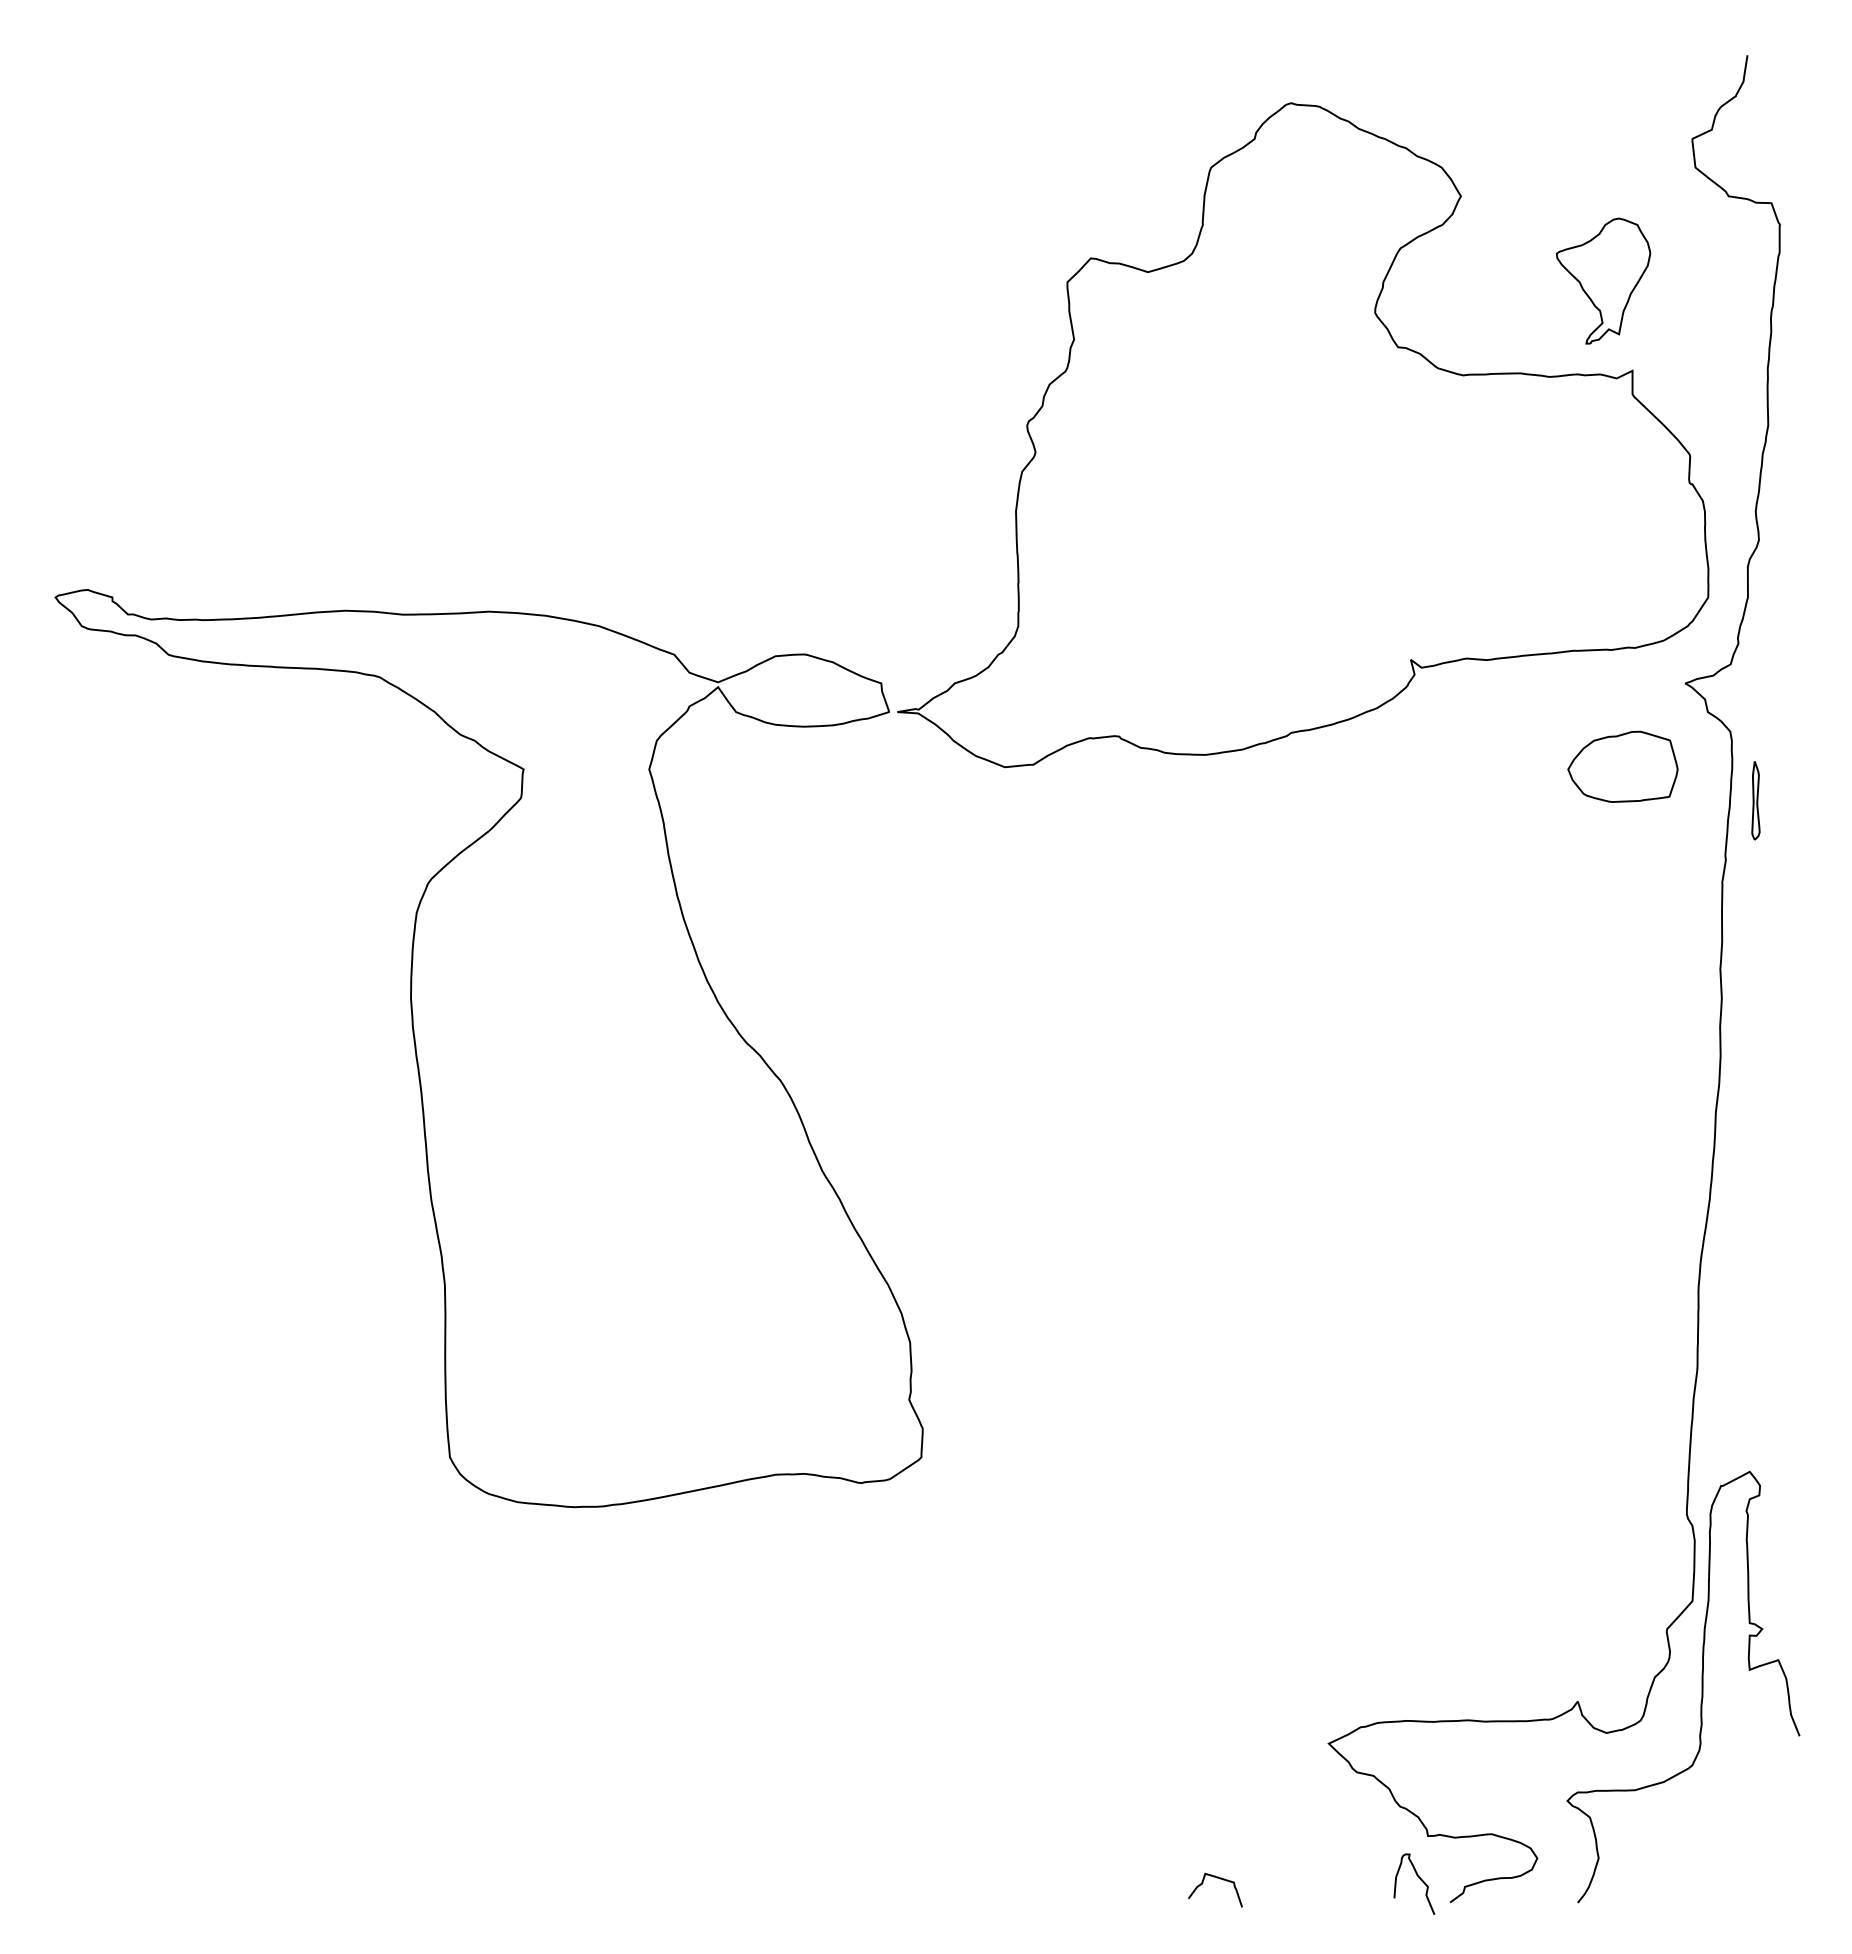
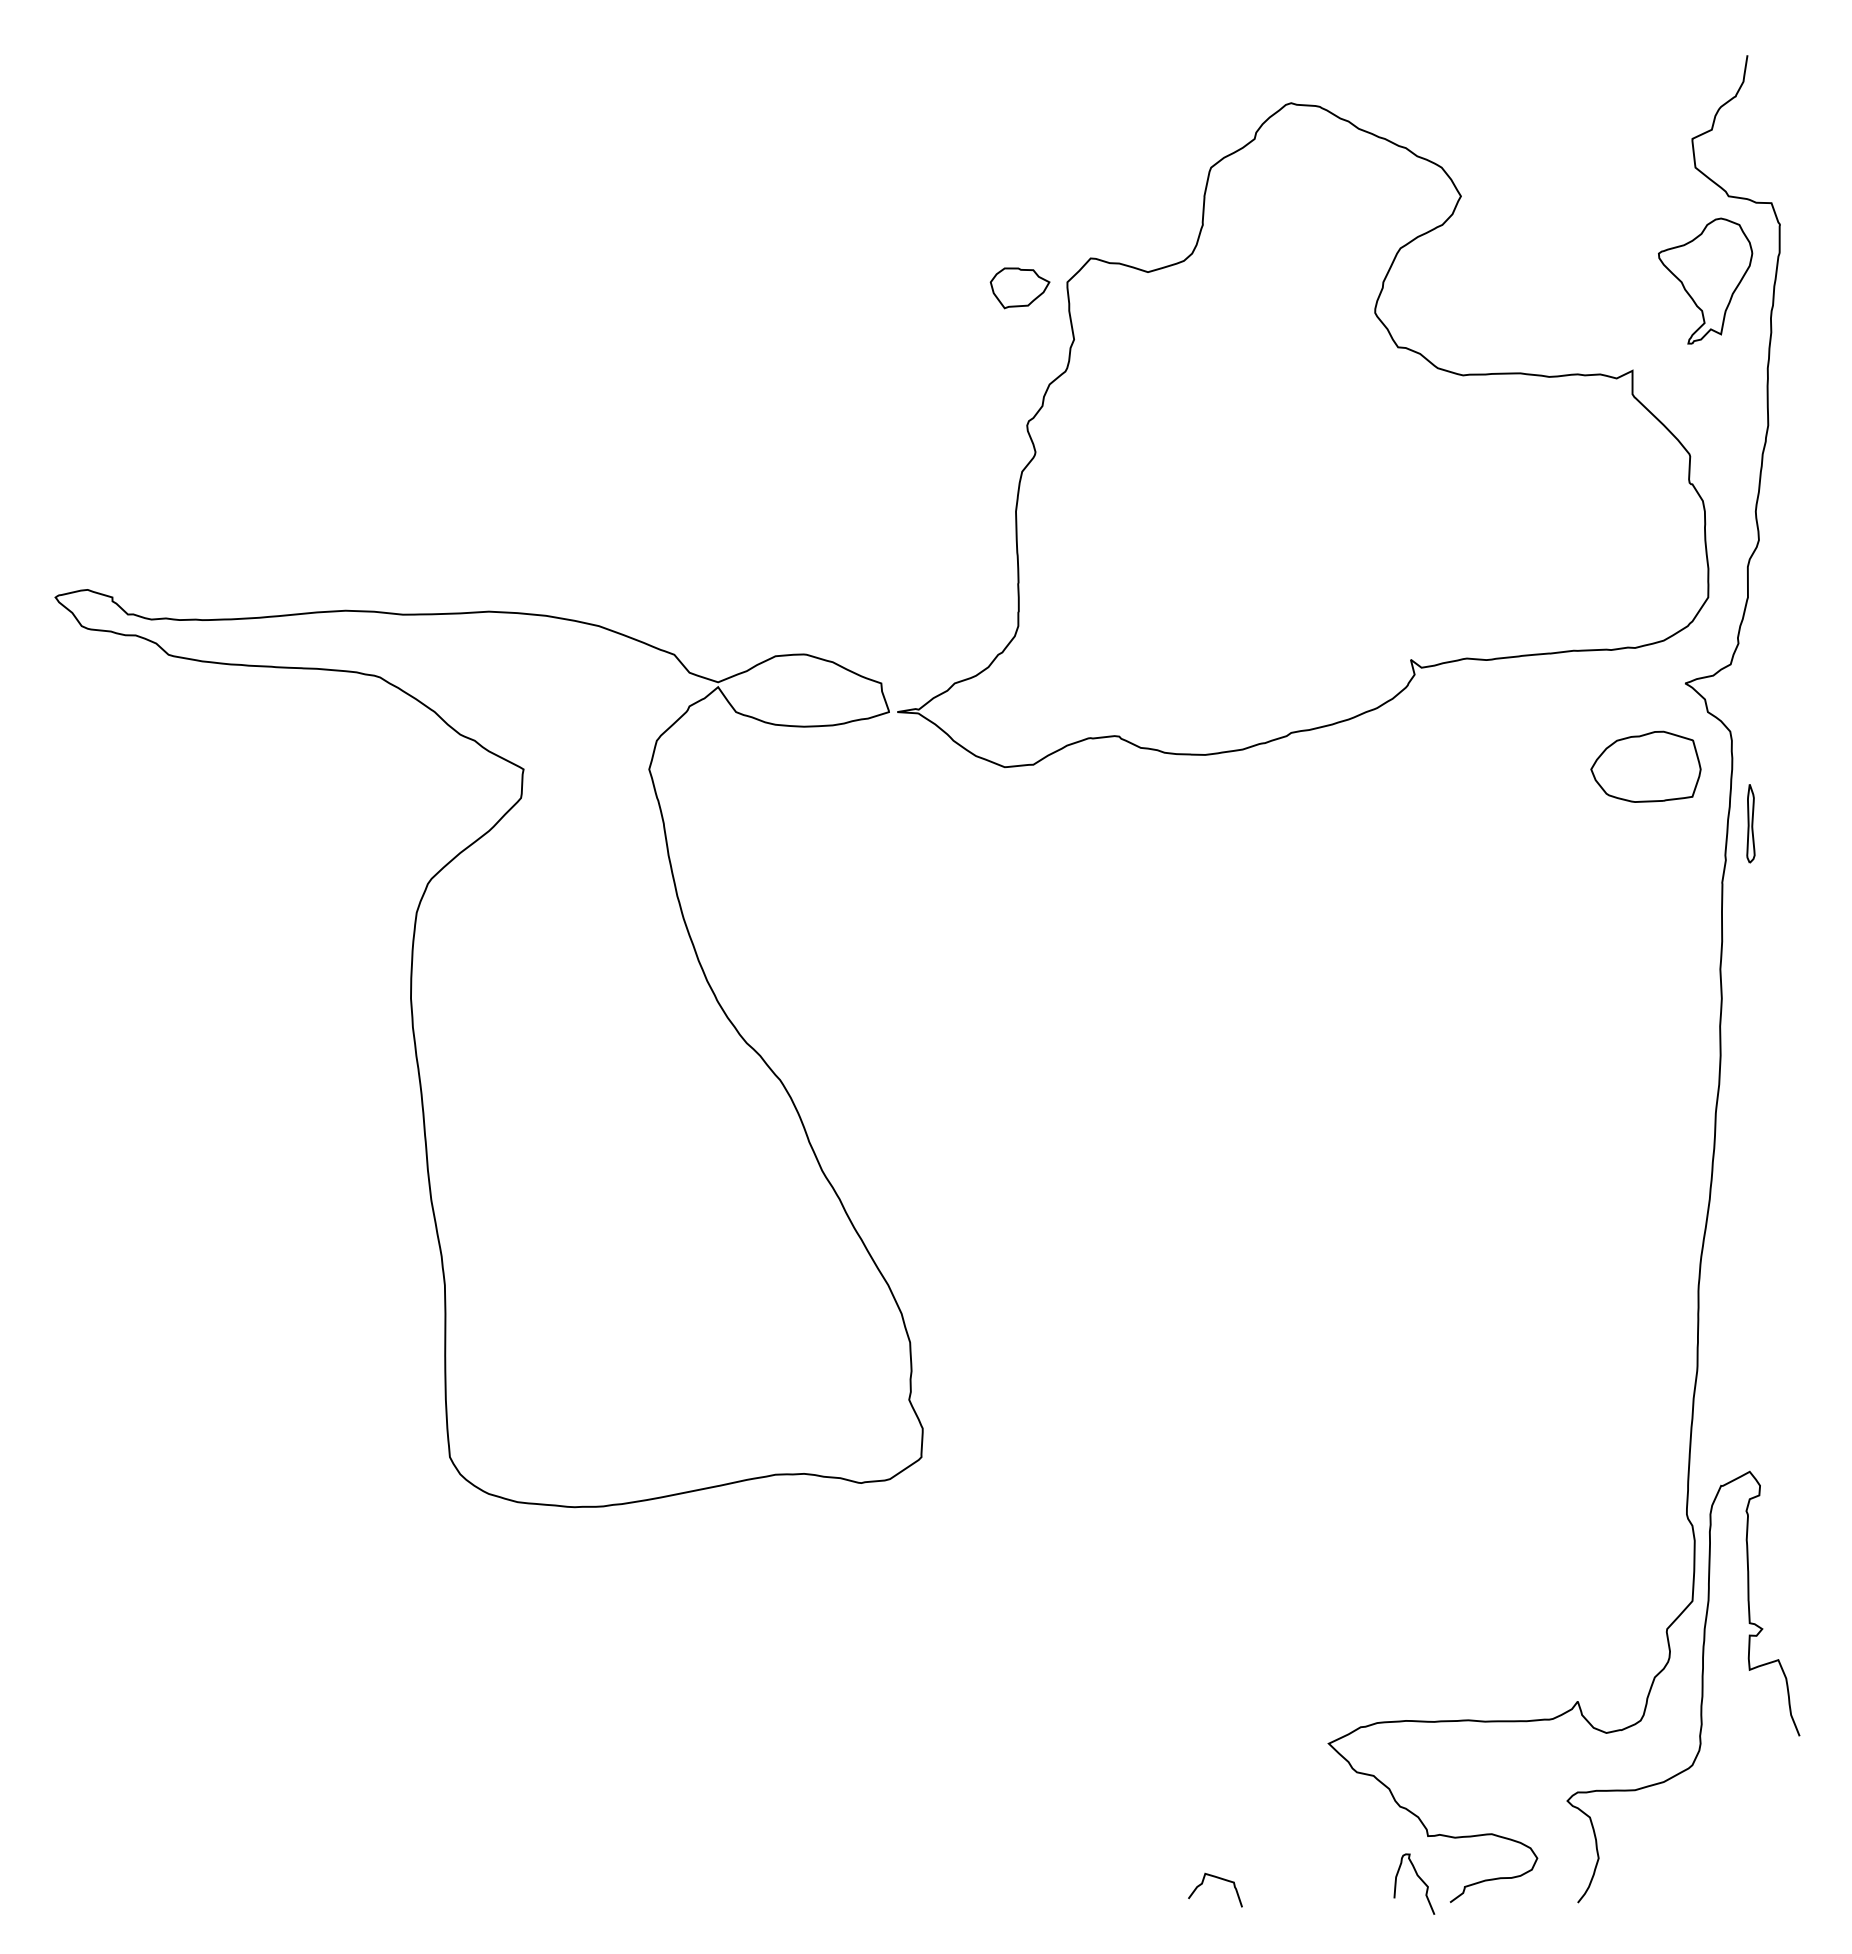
part position: (1603, 280) -> (1705, 280) (1705, 280)
part: none -> present (1019, 288)
part position: (1622, 766) -> (1645, 766) (1645, 766)
part position: (1755, 800) -> (1750, 823) (1750, 823)
